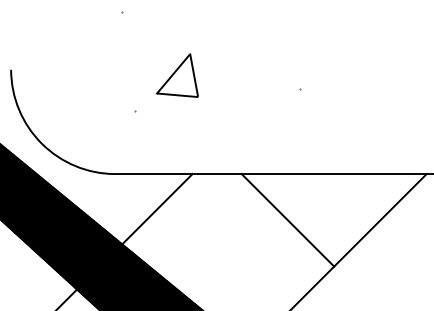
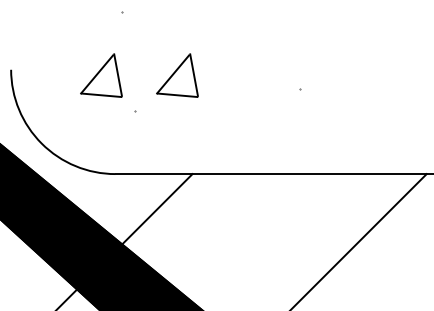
part: none -> present (101, 75)
line: present -> none (287, 220)
